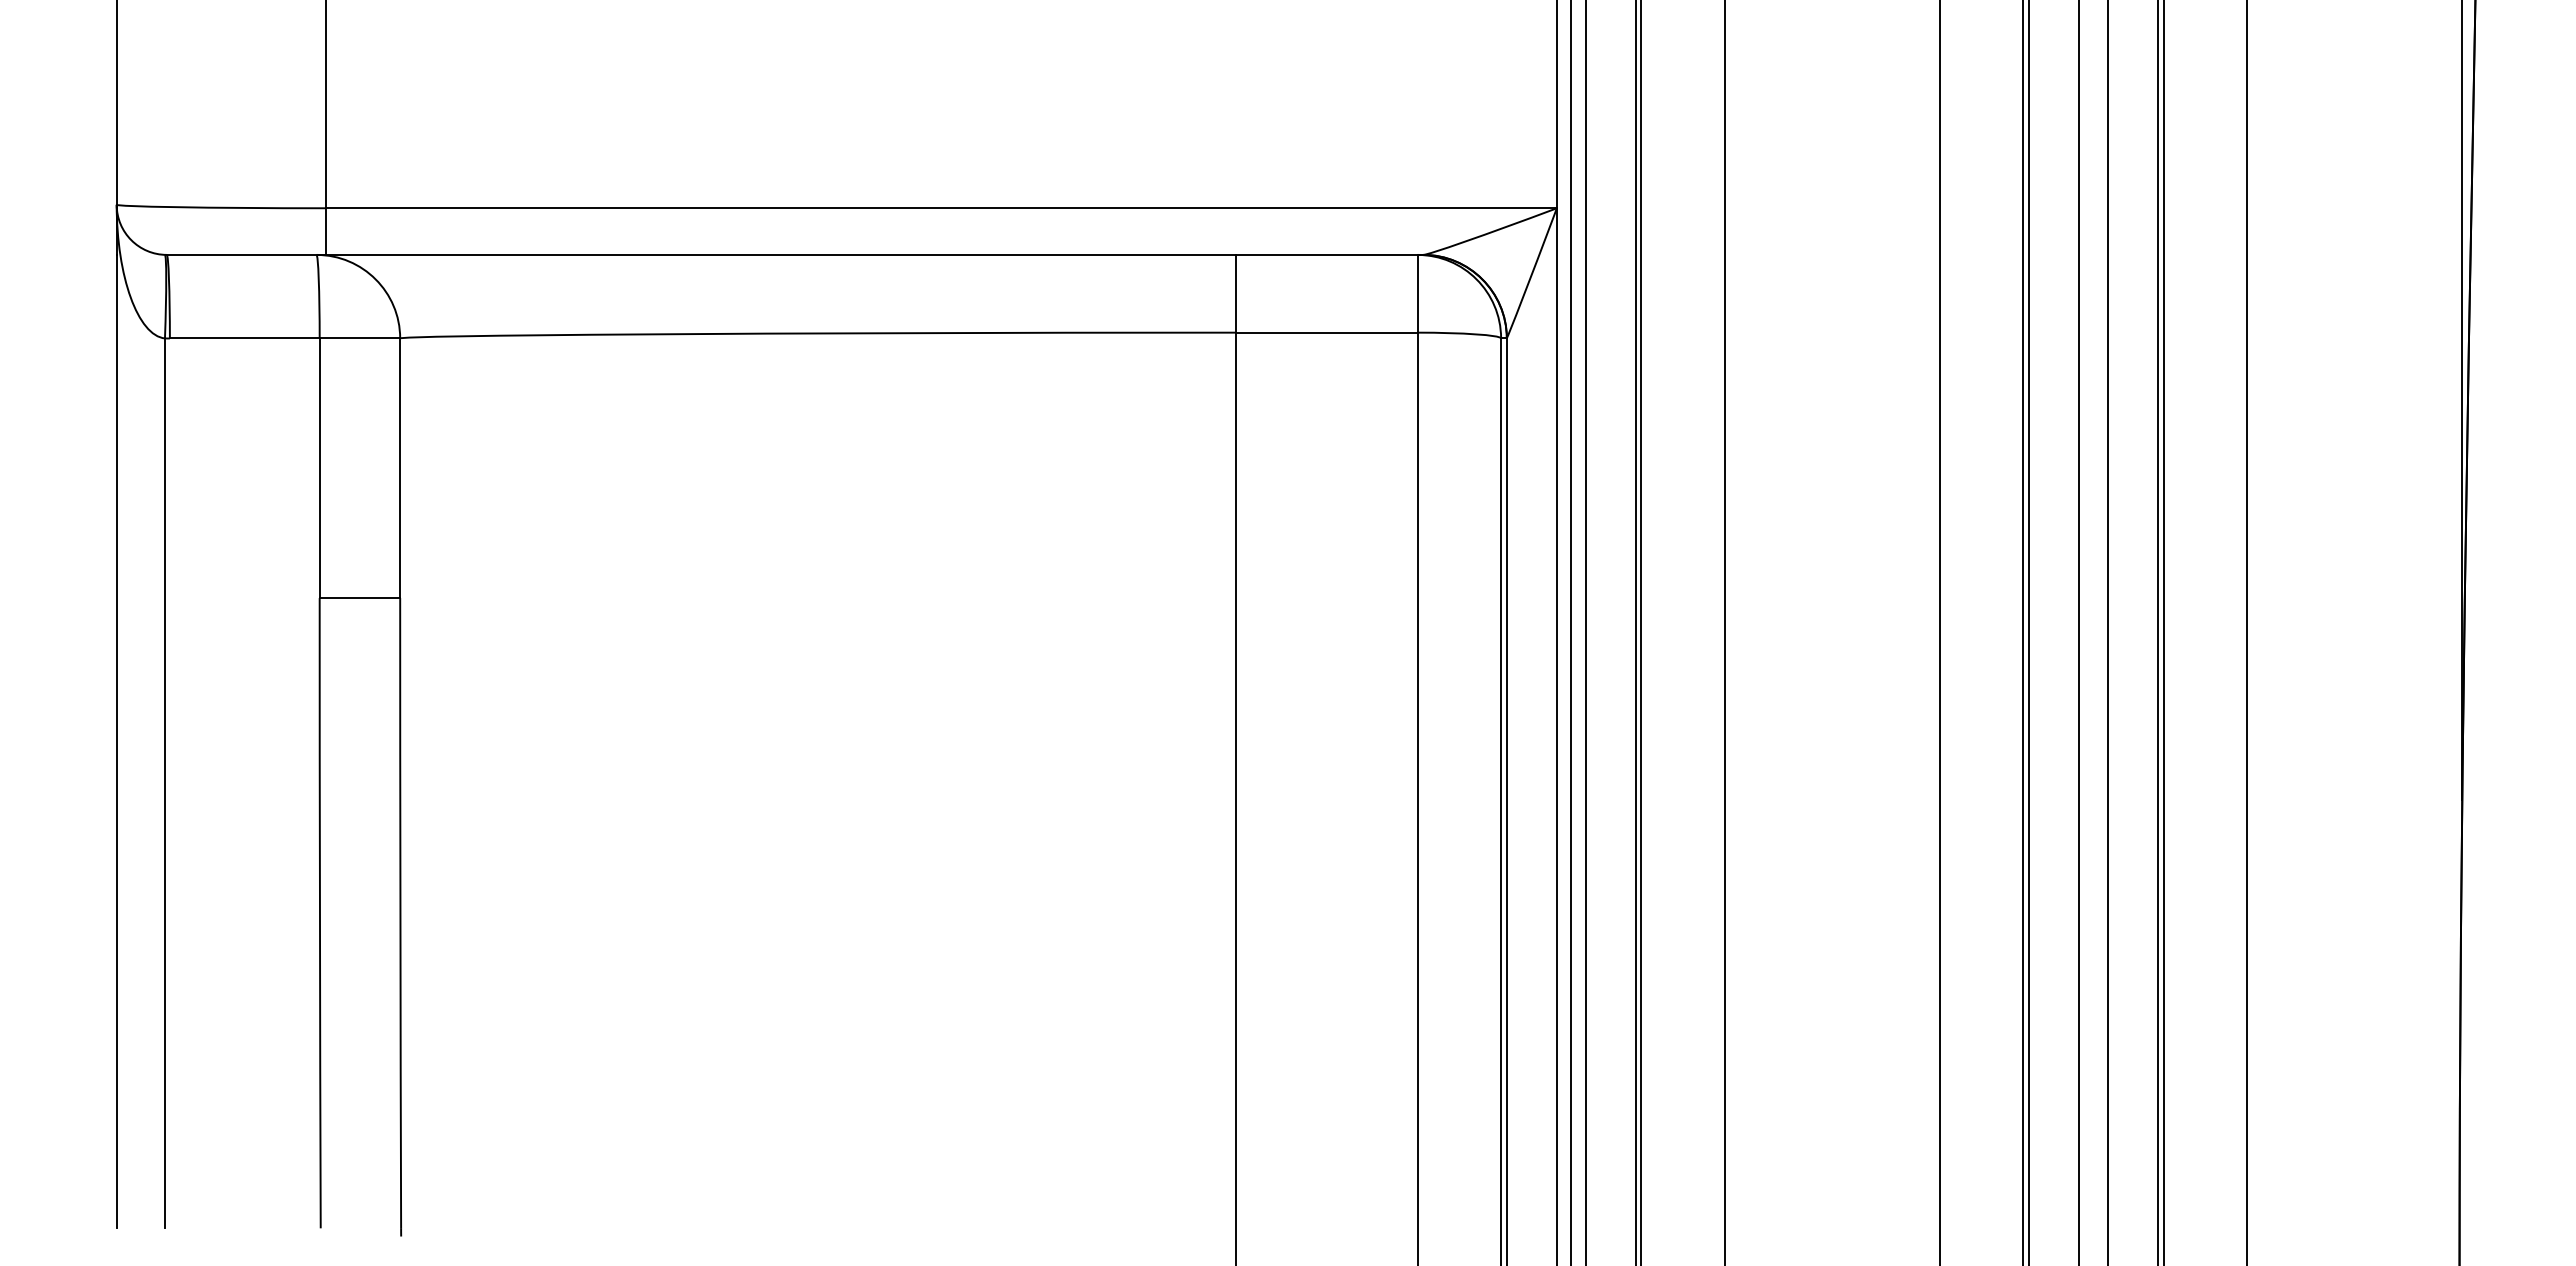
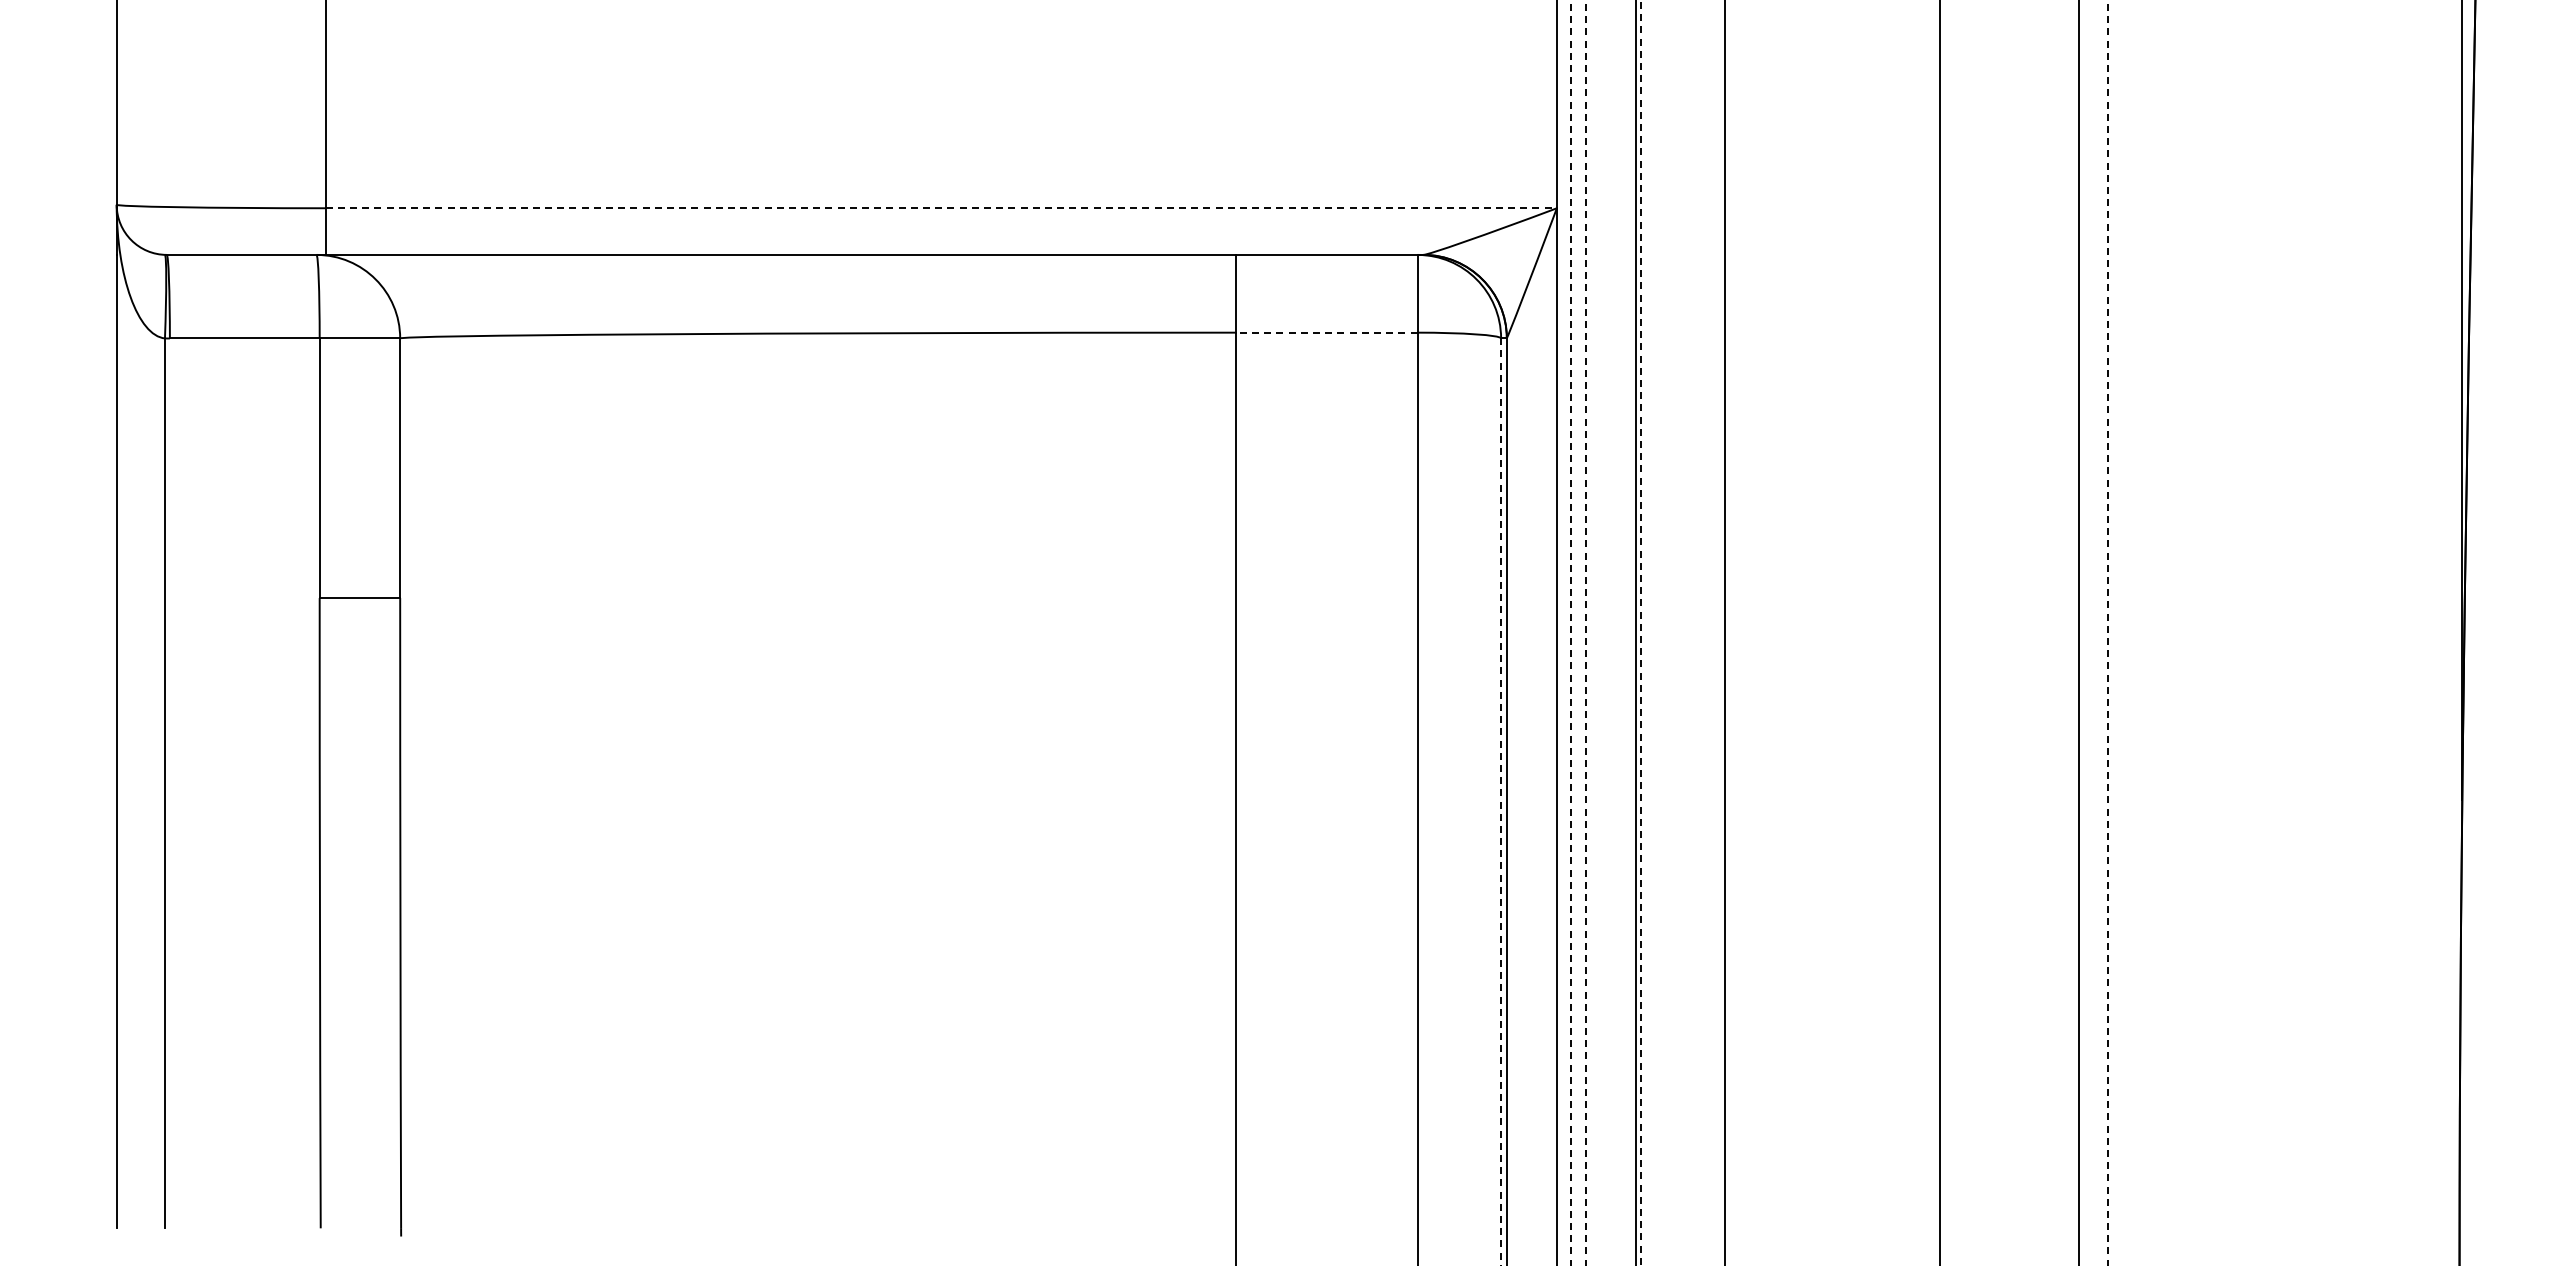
line: solid -> dashed (941, 208)
line: solid -> dashed (1326, 332)
line: solid -> dashed (1571, 632)
line: solid -> dashed (1585, 632)
line: solid -> dashed (1641, 632)
line: present -> none (2023, 632)
line: present -> none (2029, 632)
line: solid -> dashed (2107, 632)
line: present -> none (2158, 632)
line: present -> none (2163, 632)
line: present -> none (2247, 632)
line: solid -> dashed (1501, 801)
